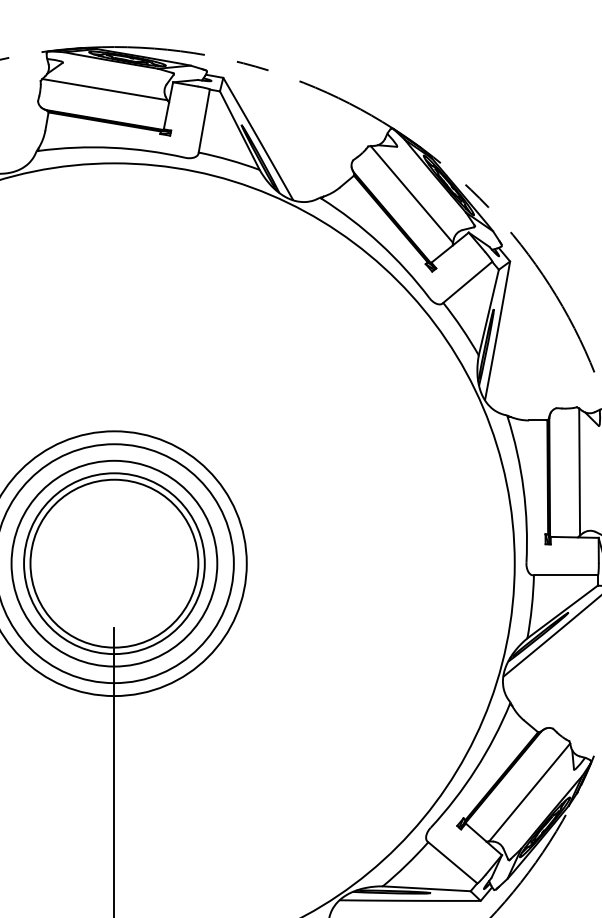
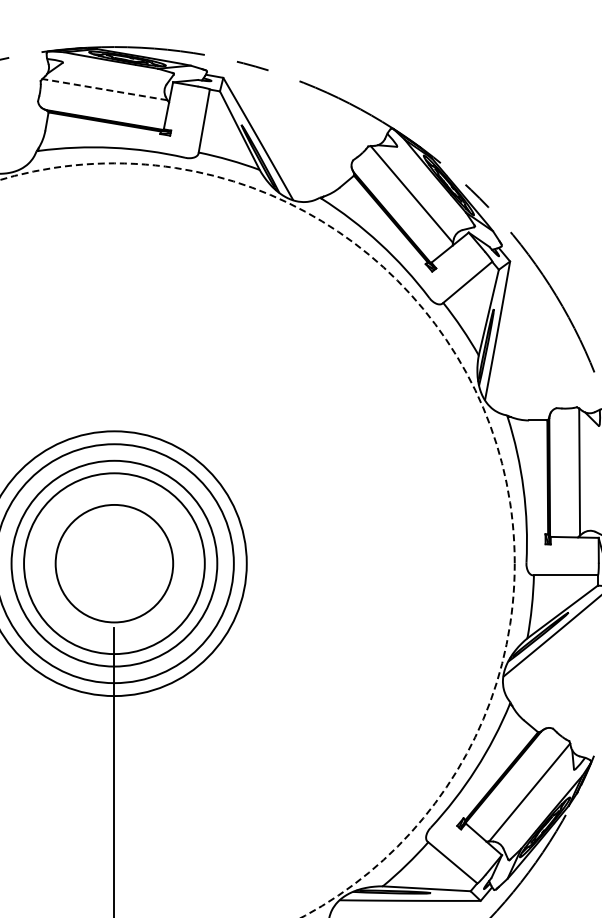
line: solid -> dashed (104, 89)
circle: solid -> dashed (257, 540)
circle diameter: 168 px -> 118 px (114, 563)
